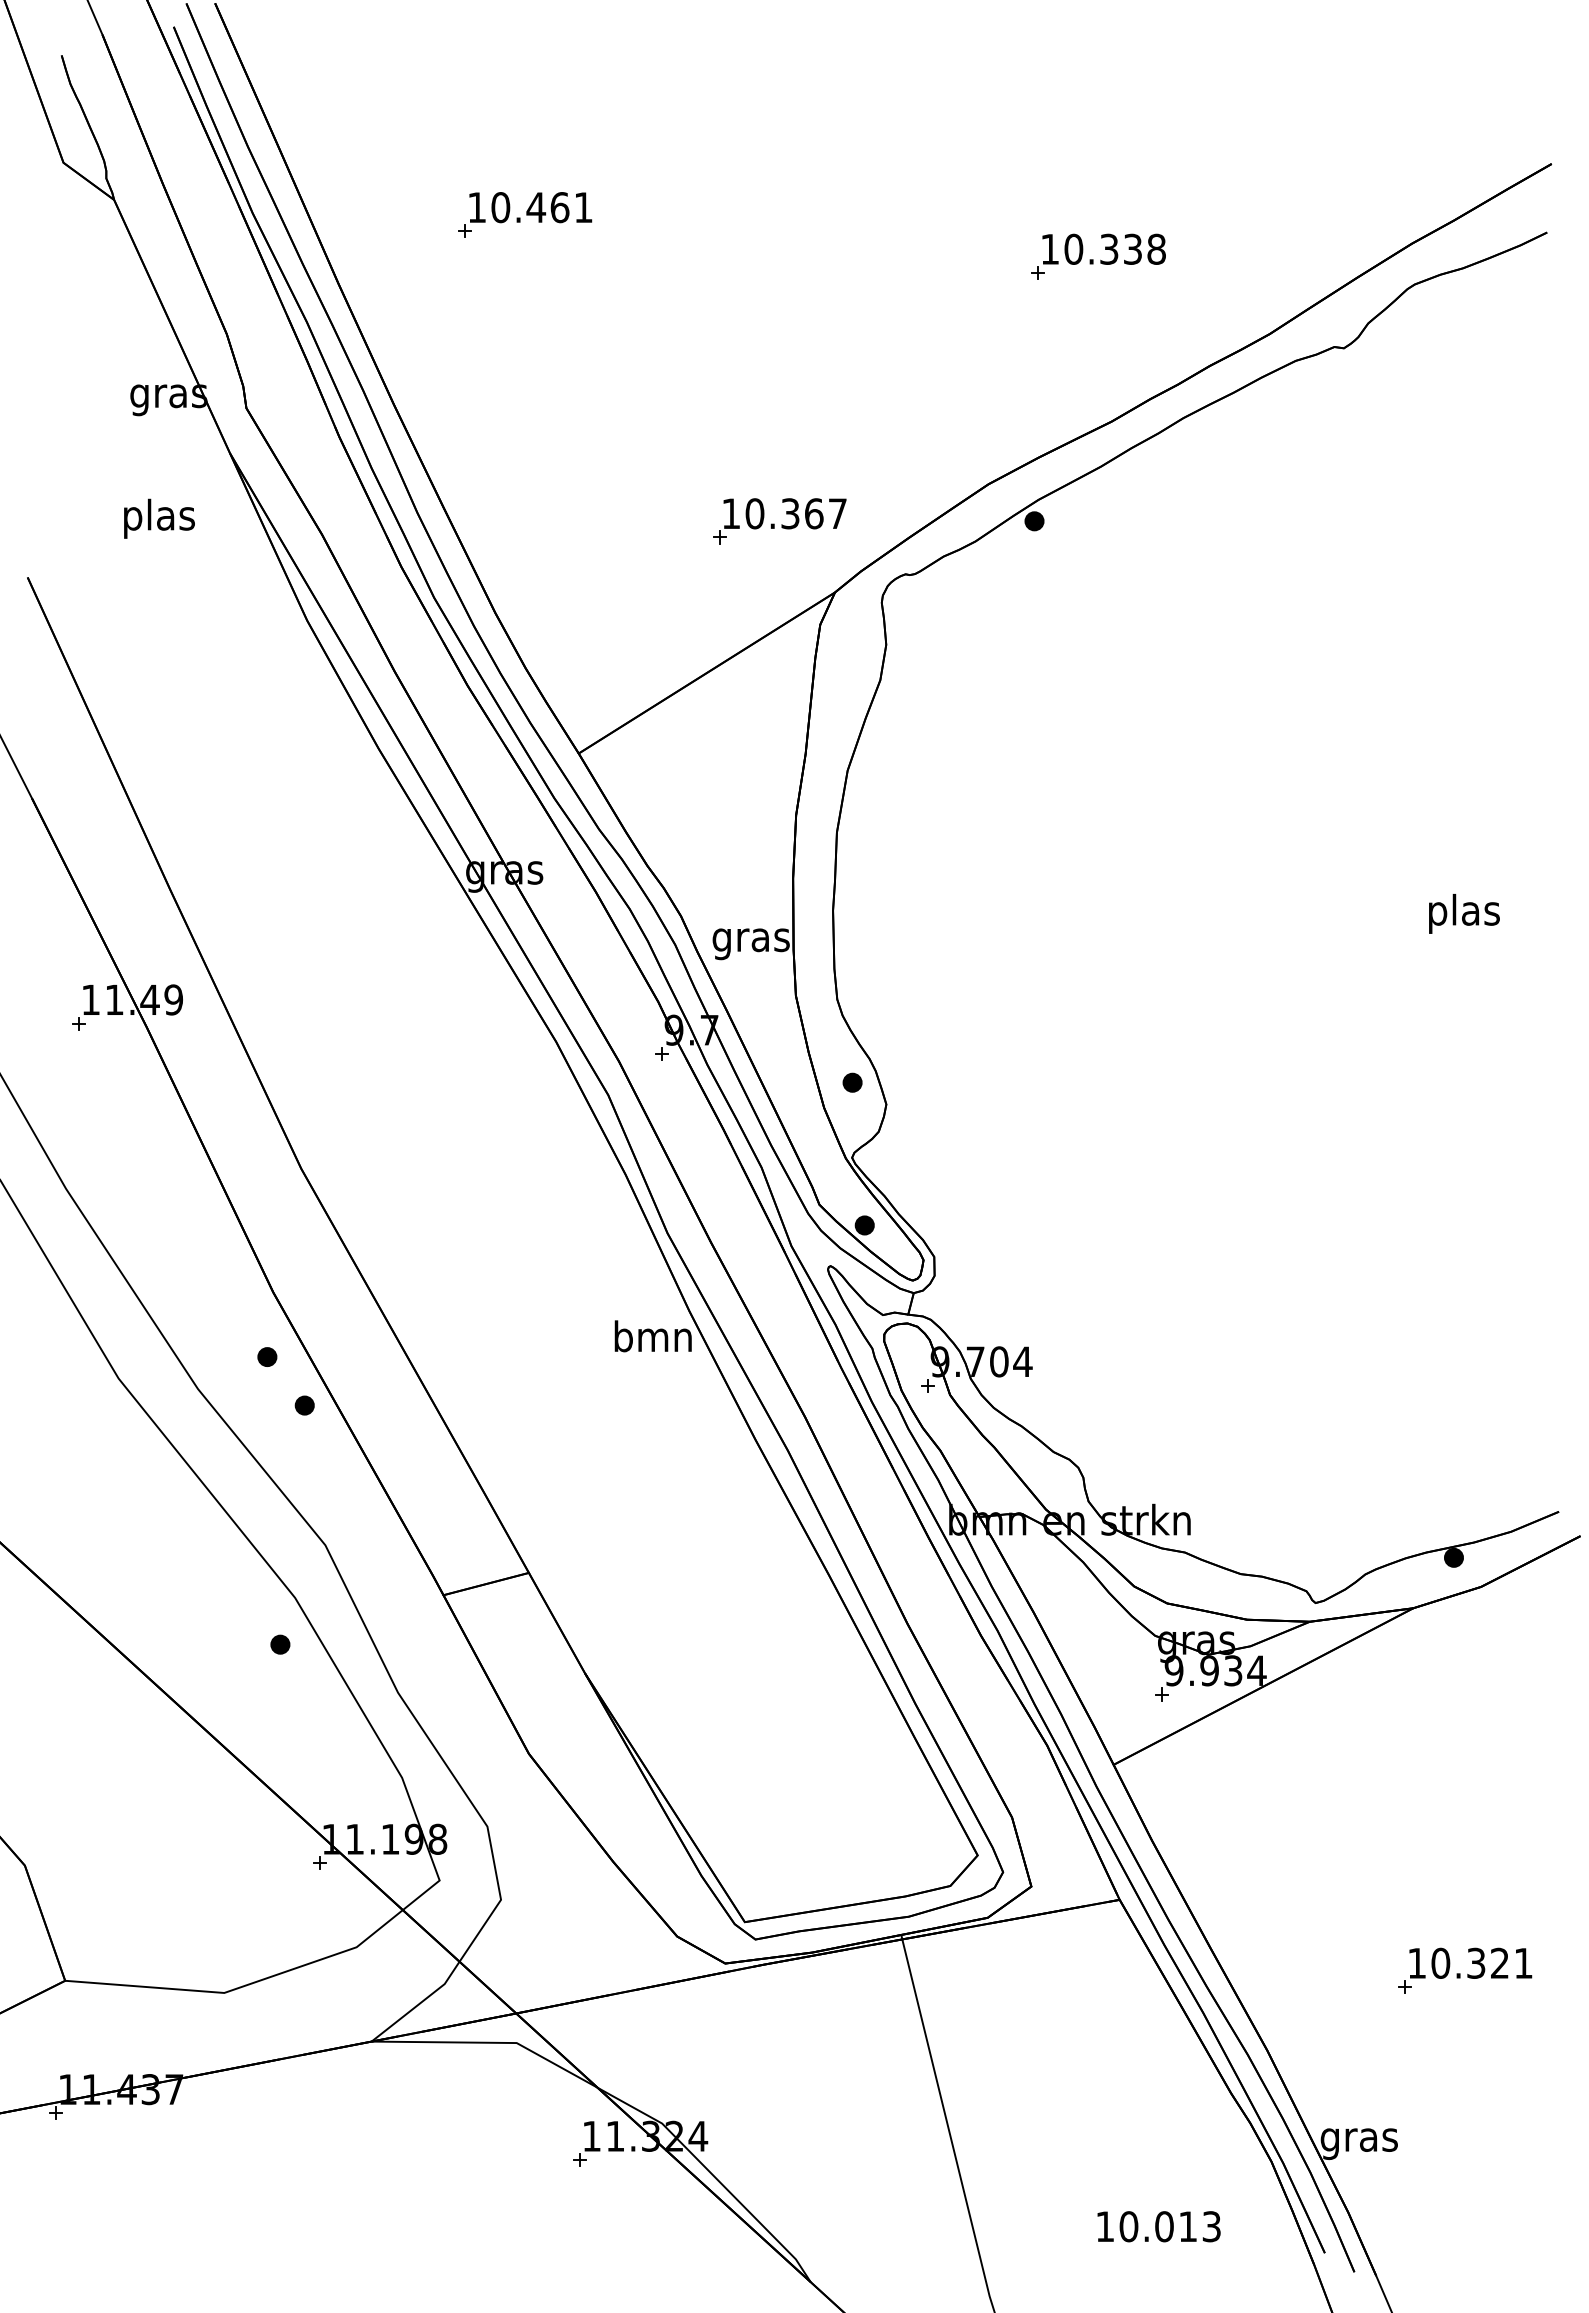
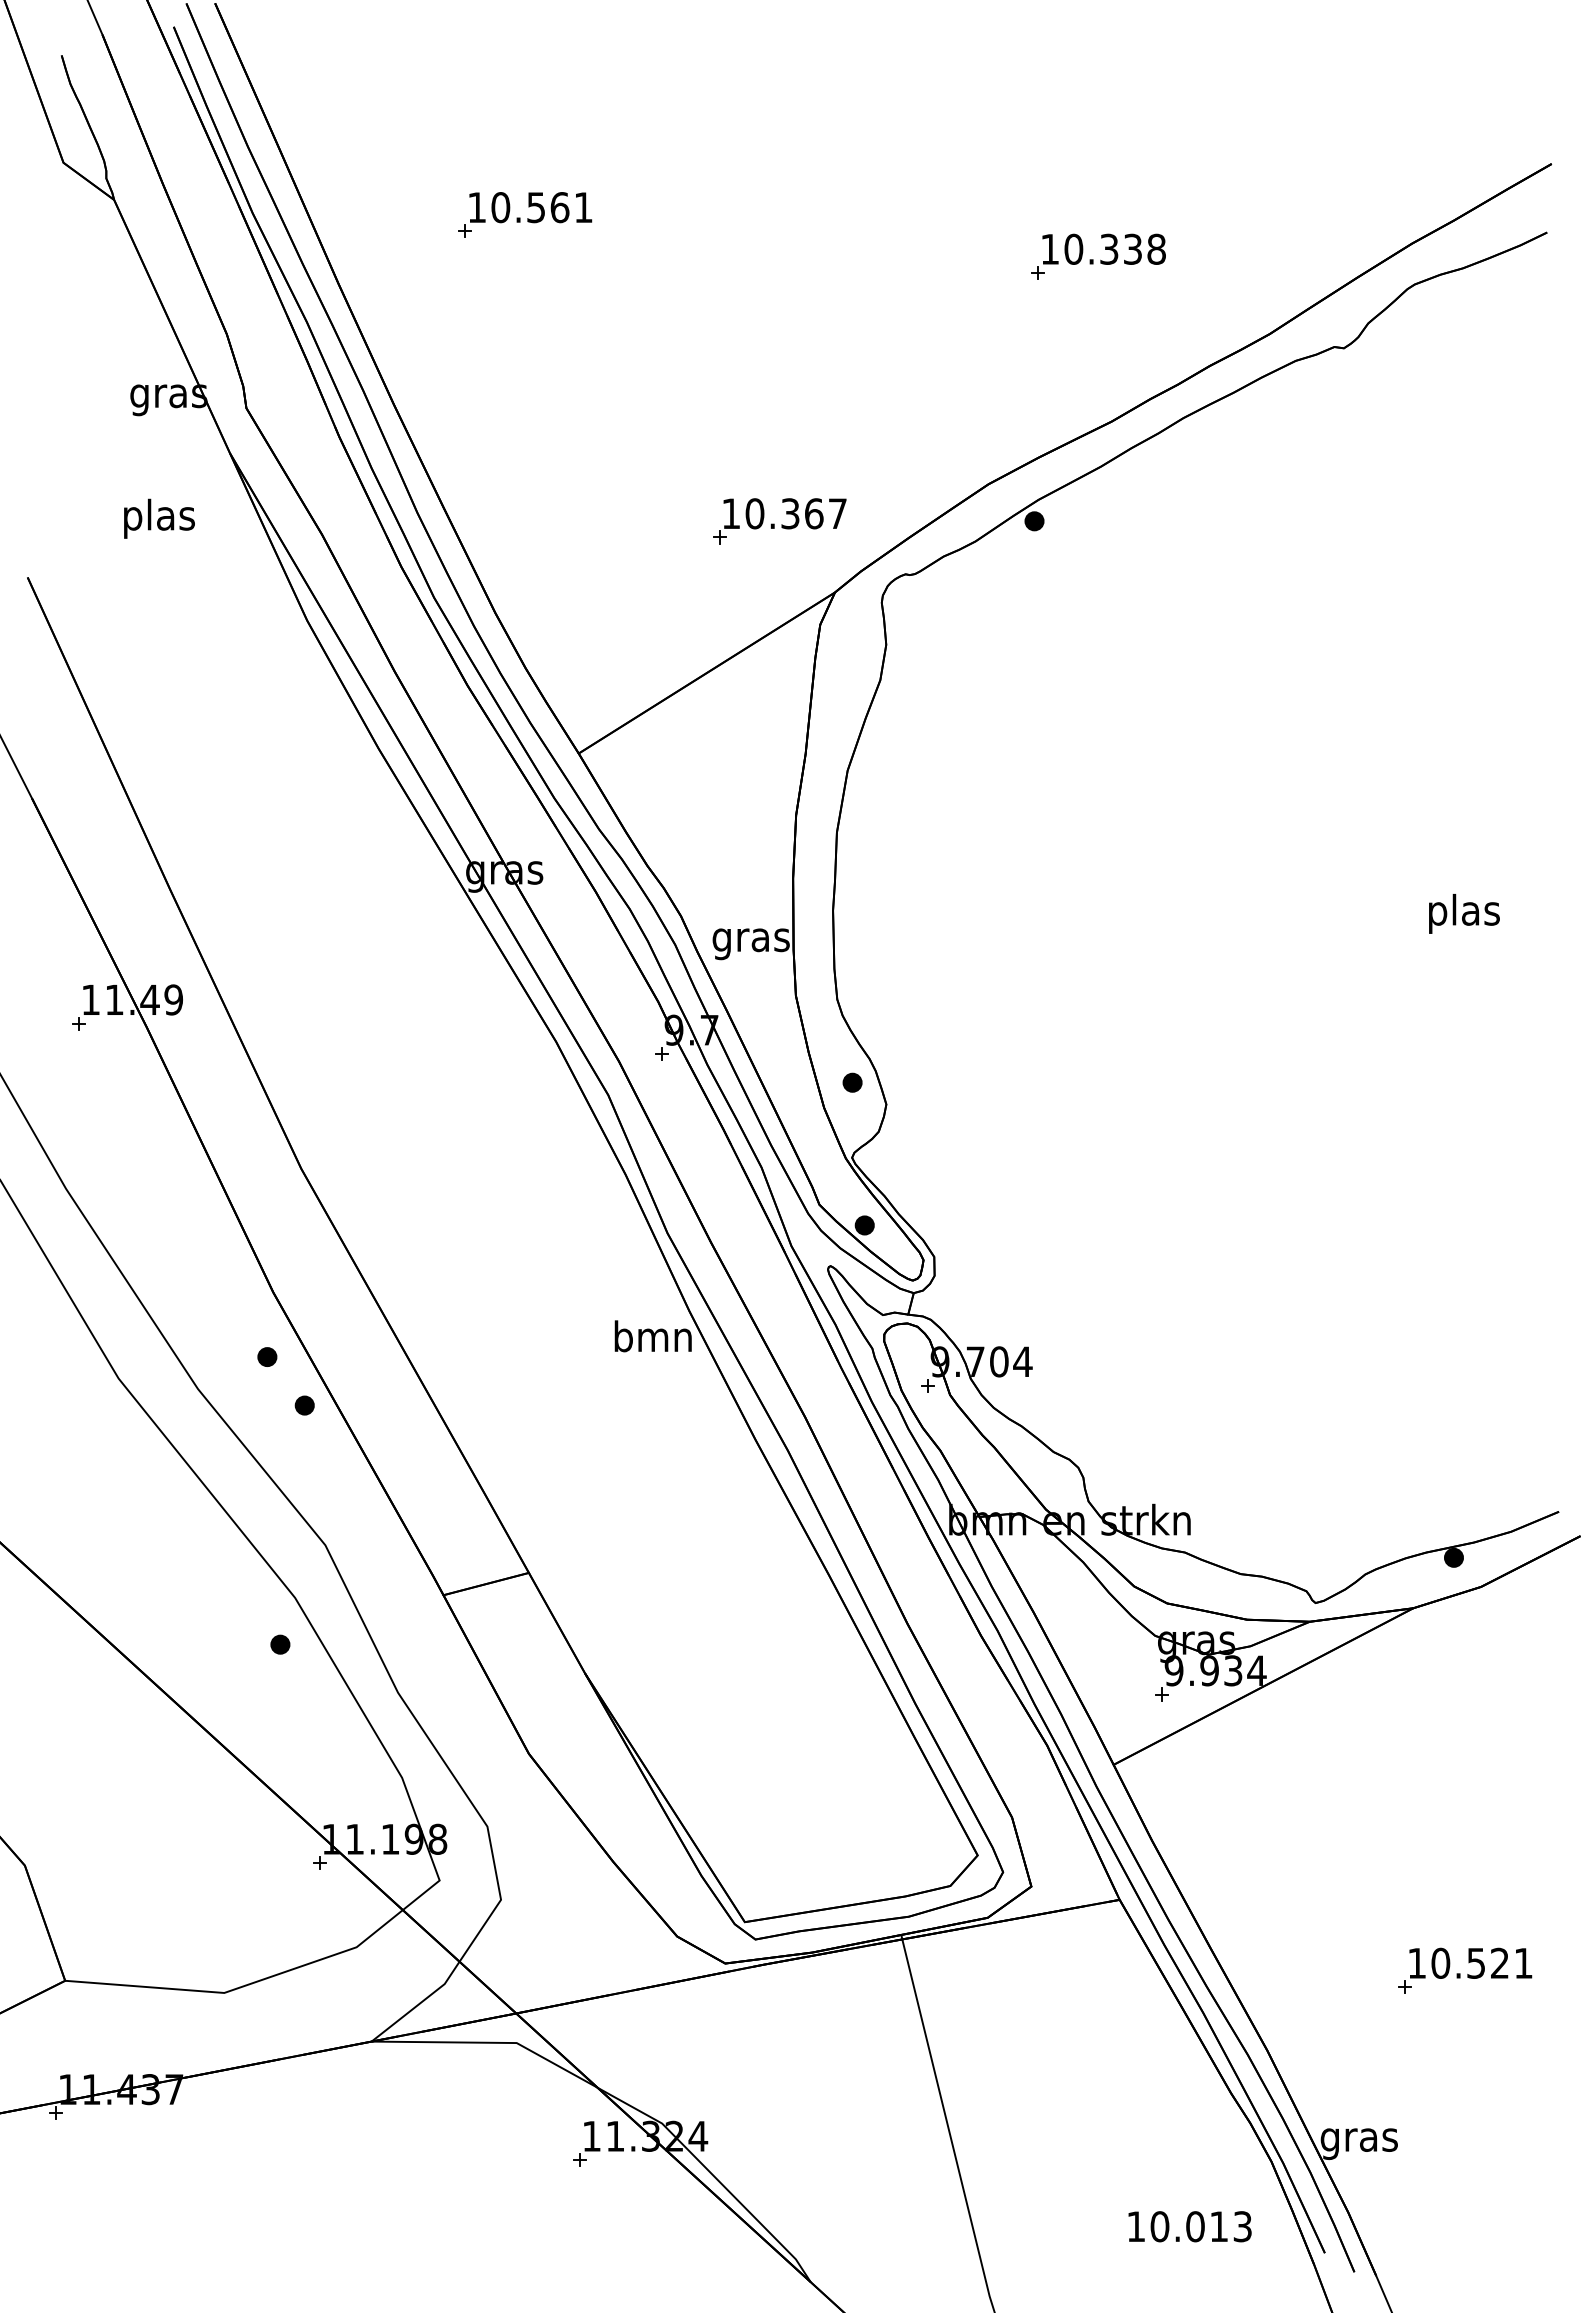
text: 10.461 -> 10.561 (536, 207)
text: 10.321 -> 10.521 (1476, 1962)
text position: (1158, 2226) -> (1189, 2226) (1189, 2226)
